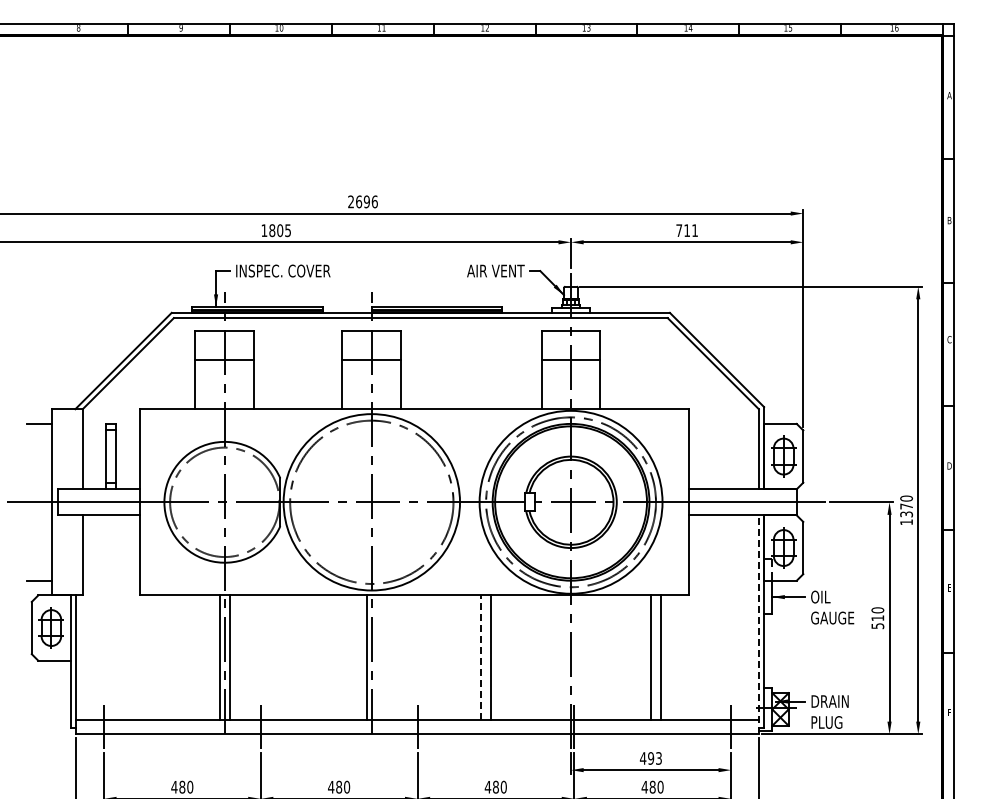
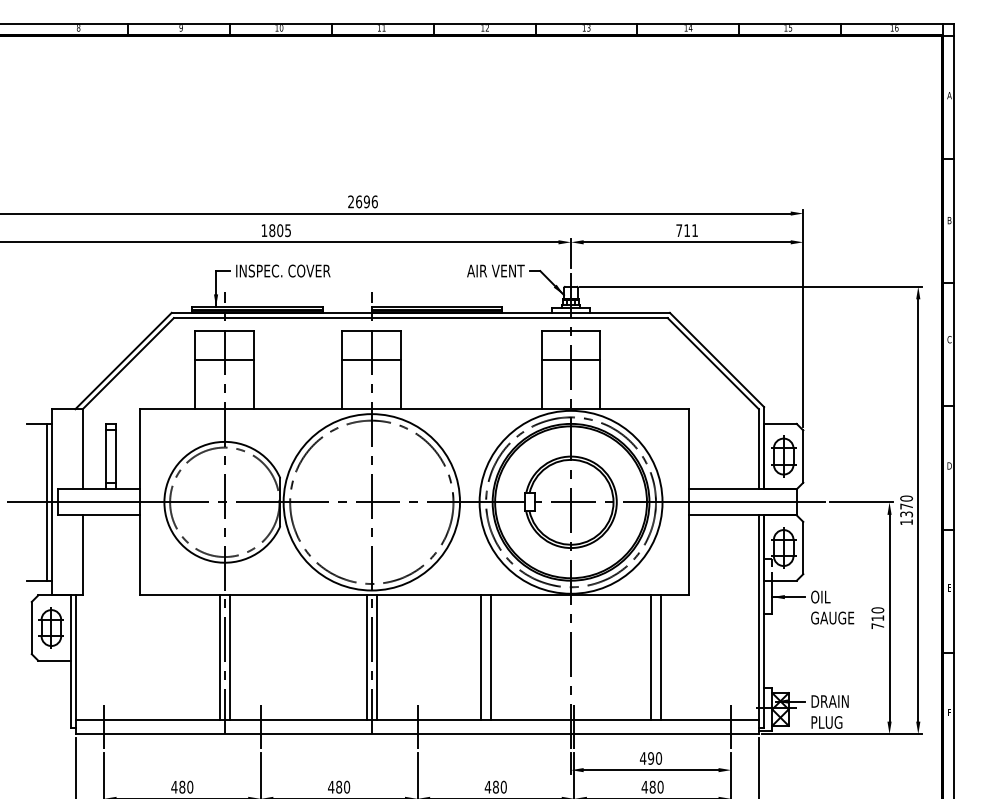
line: none -> present (46, 501)
line: dashed -> solid (758, 624)
text: 510 -> 710 (877, 626)
line: dashed -> solid (480, 656)
line: none -> present (377, 657)
text: 493 -> 490 (658, 758)
